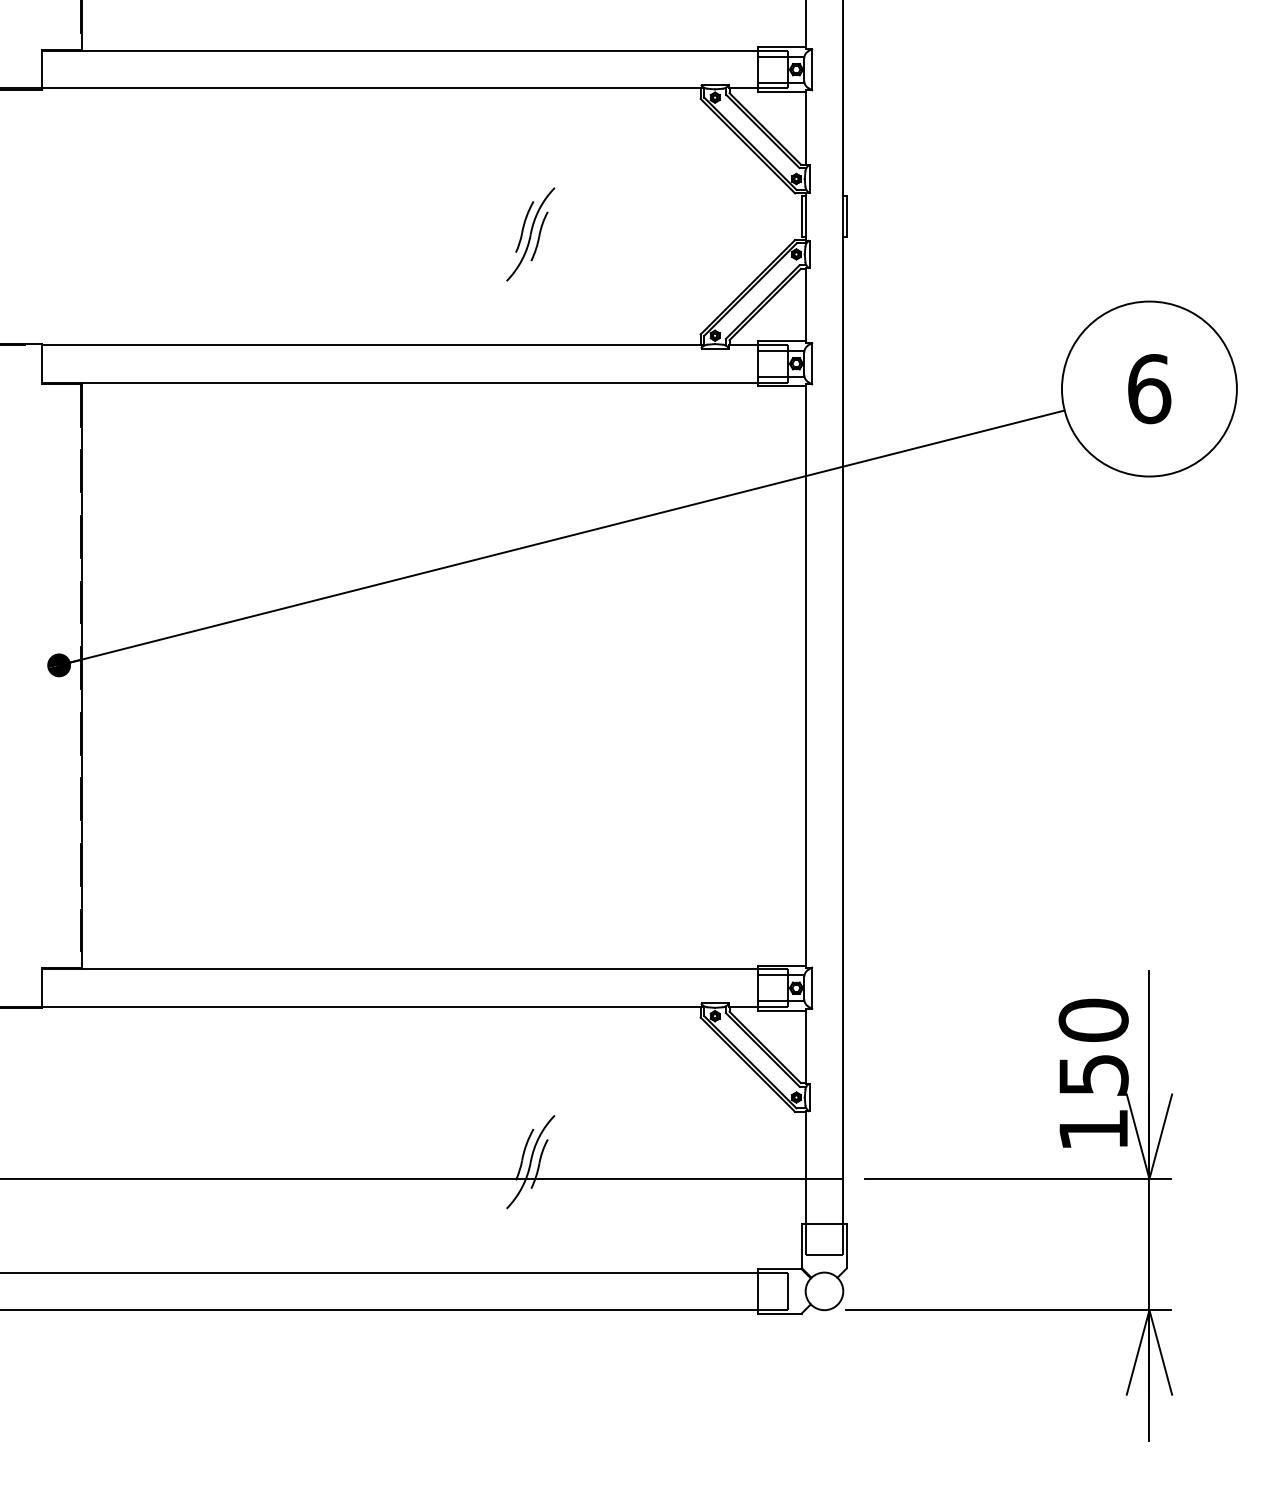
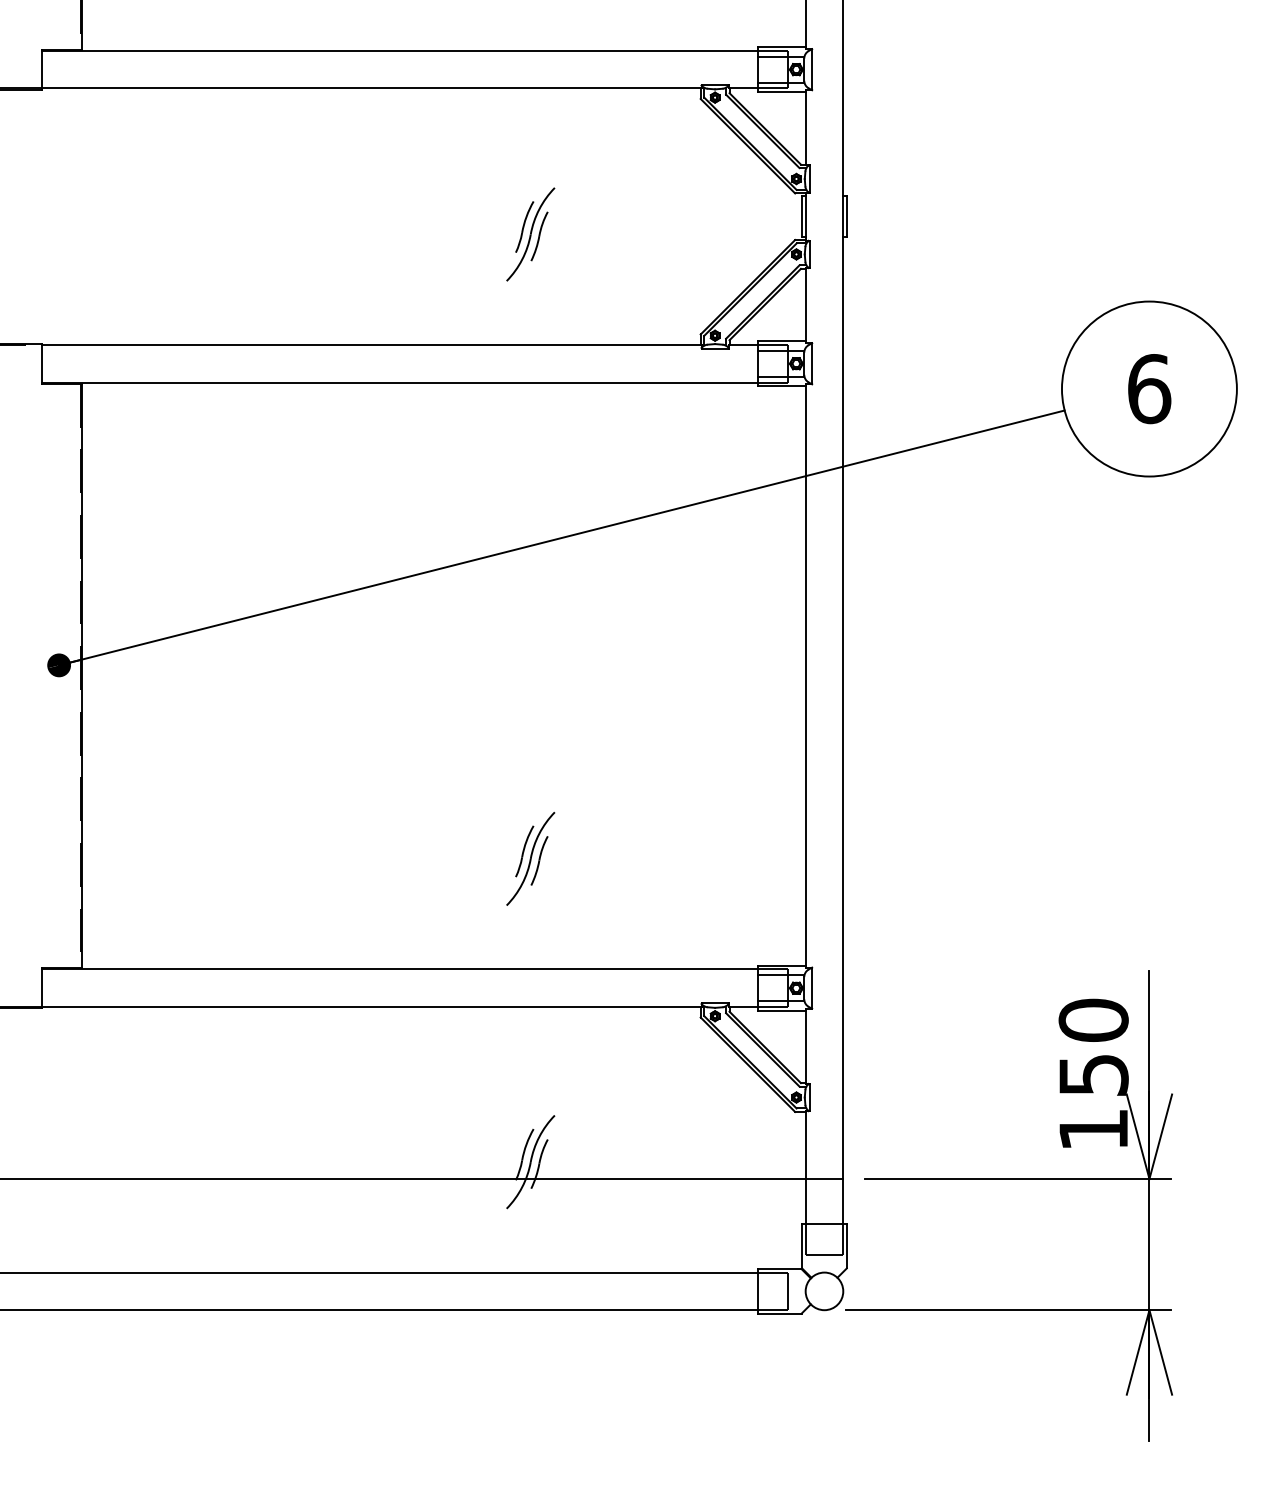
part: none -> present (530, 858)
